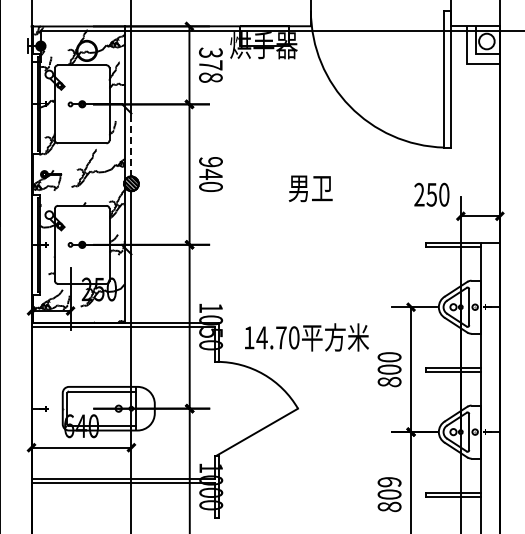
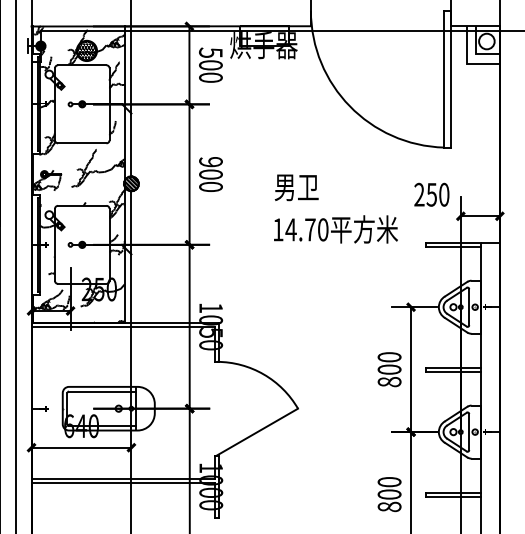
hatch: none -> present (86, 50)
text: 378 -> 500 (210, 65)
line: dashed -> solid (131, 145)
text: 940 -> 900 (210, 174)
text position: (310, 188) -> (296, 187) (296, 187)
line: none -> present (15, 266)
text position: (306, 337) -> (335, 229) (335, 229)
text: 809 -> 800 (389, 482)
